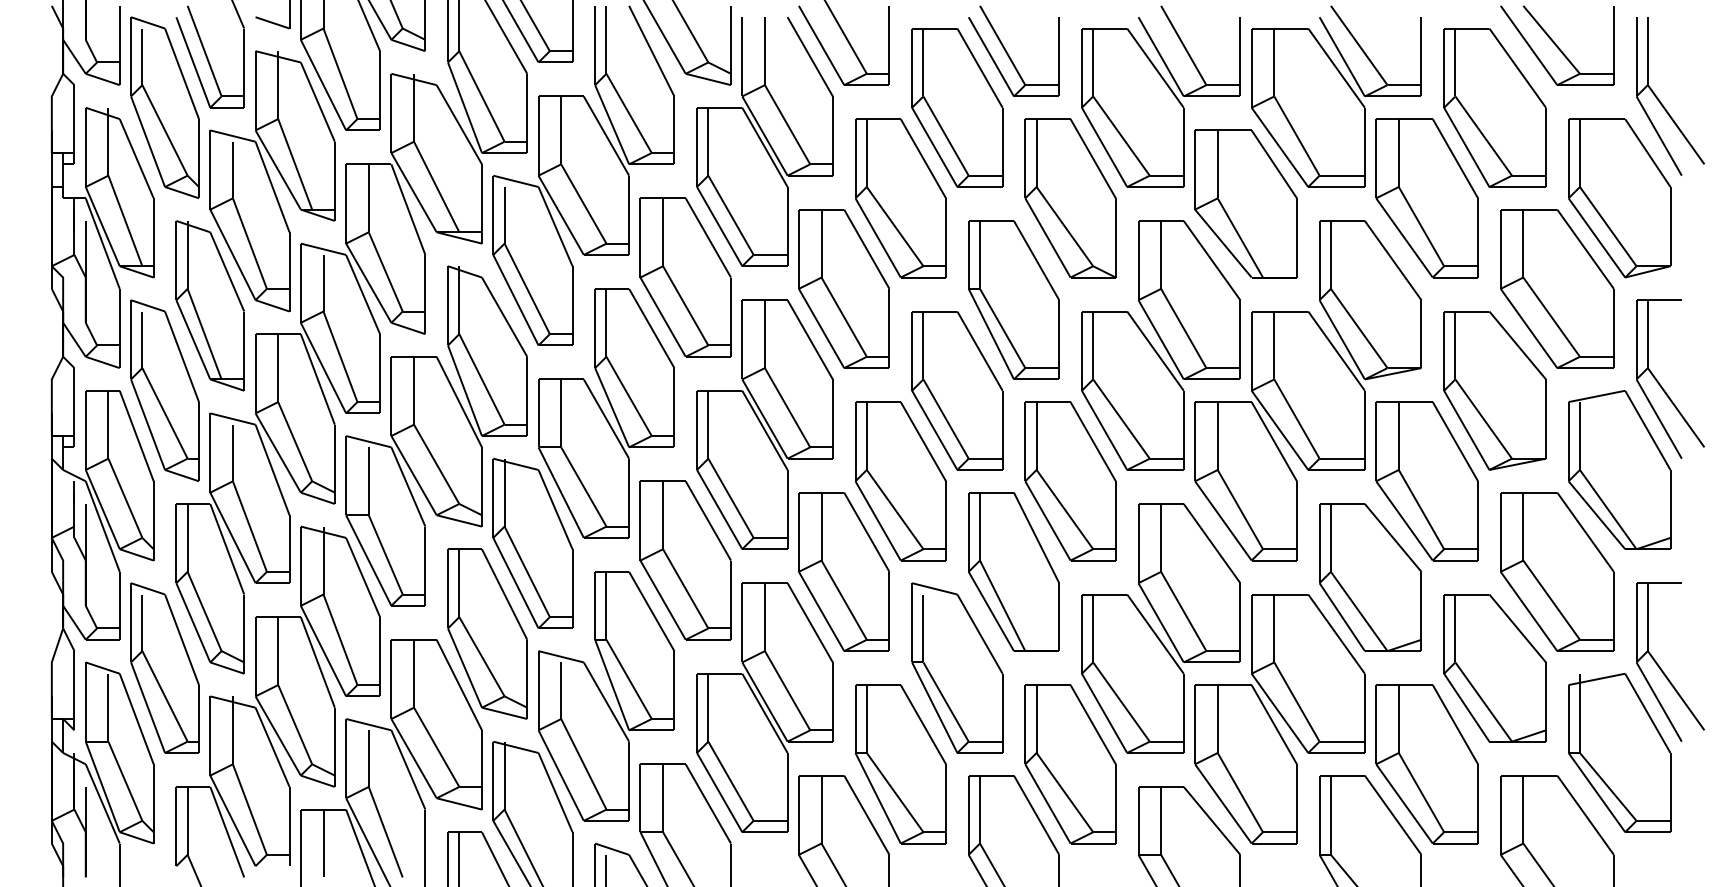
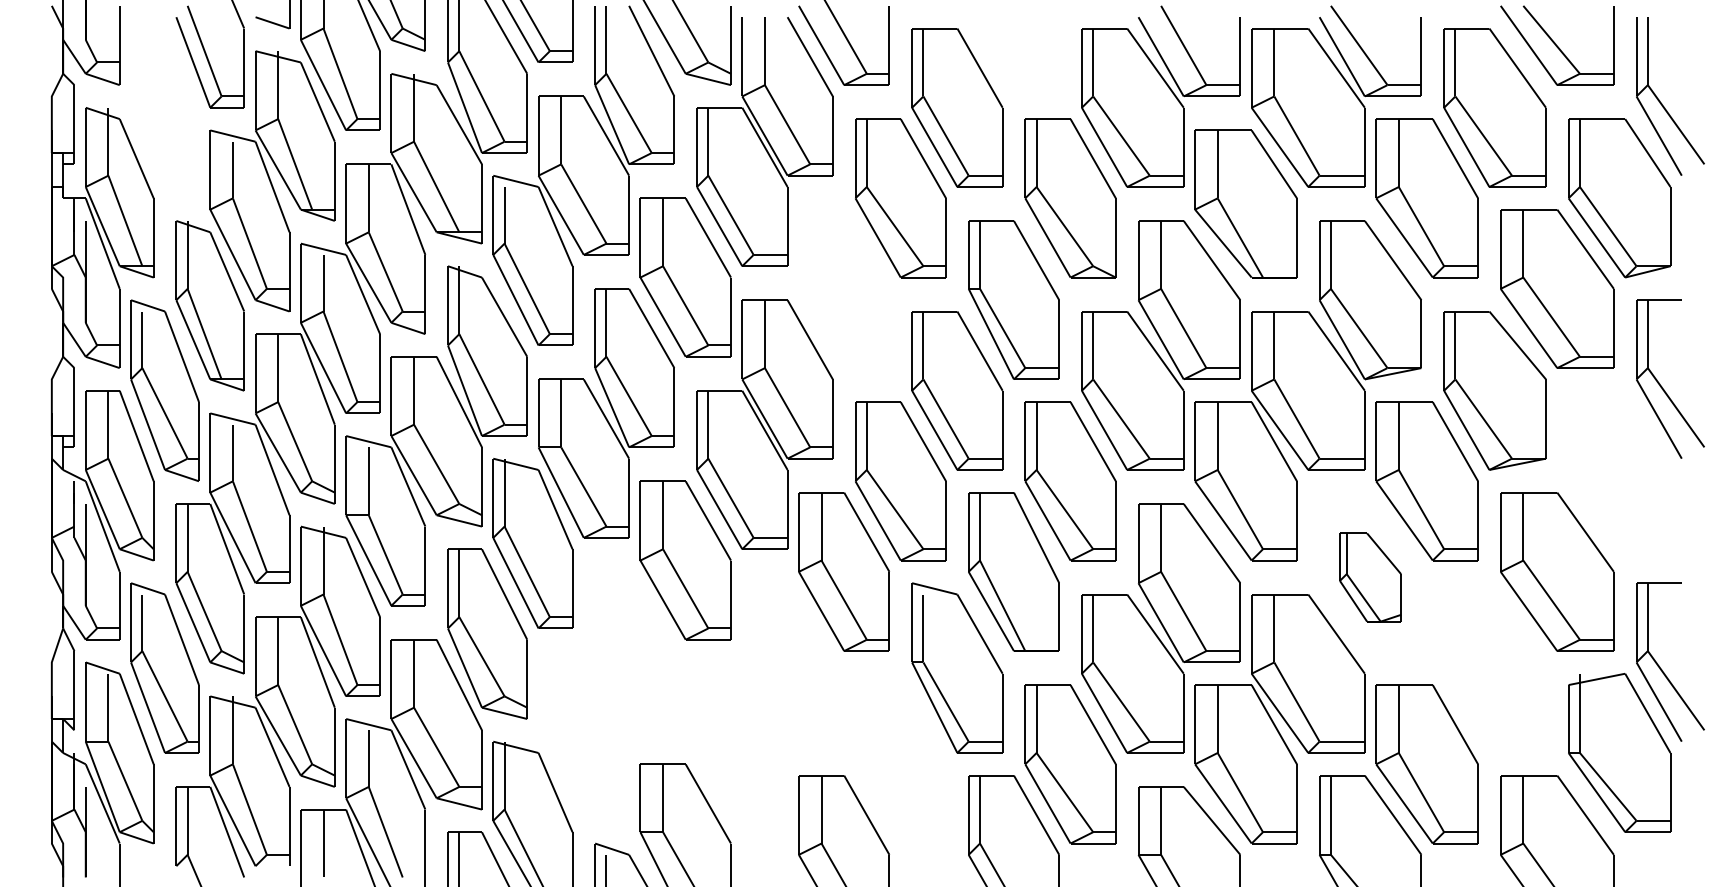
part: present -> none (1013, 50)
part: present -> none (164, 107)
part: present -> none (843, 288)
part: present -> none (1619, 469)
part size: 103x149 px -> 63x91 px (1370, 577)
part: present -> none (1494, 668)
part: present -> none (606, 696)
part: present -> none (764, 707)
part: present -> none (900, 764)
